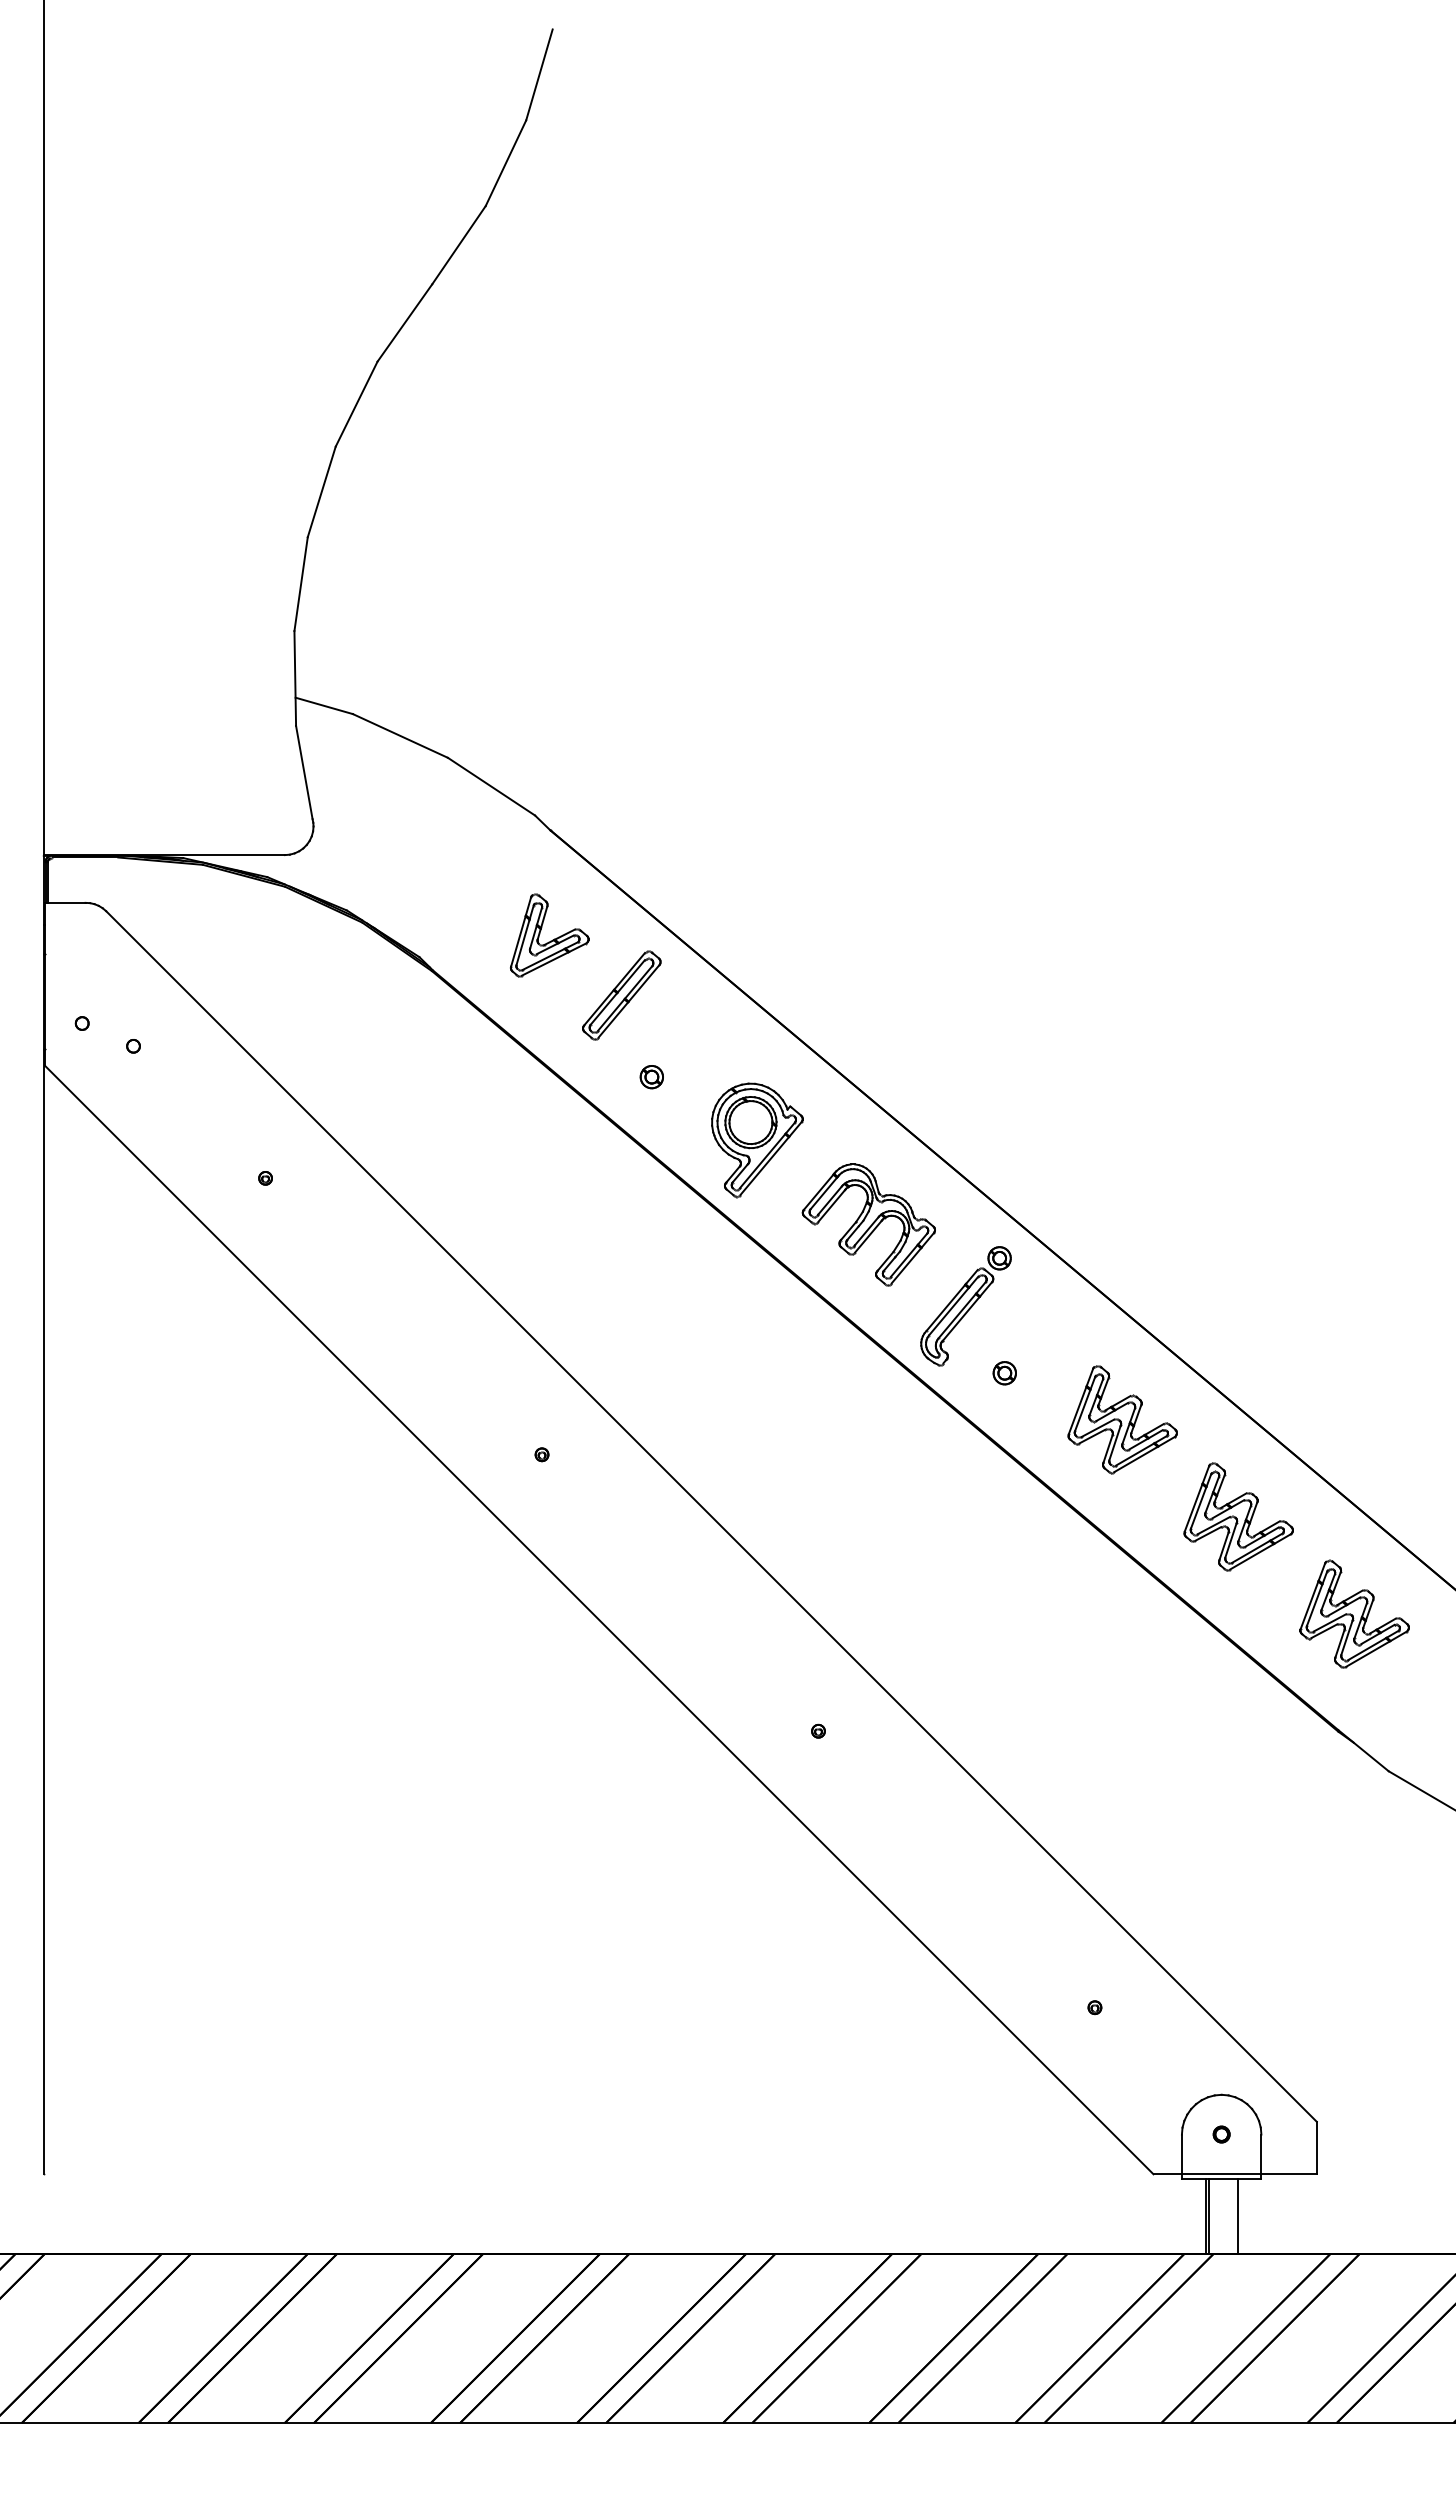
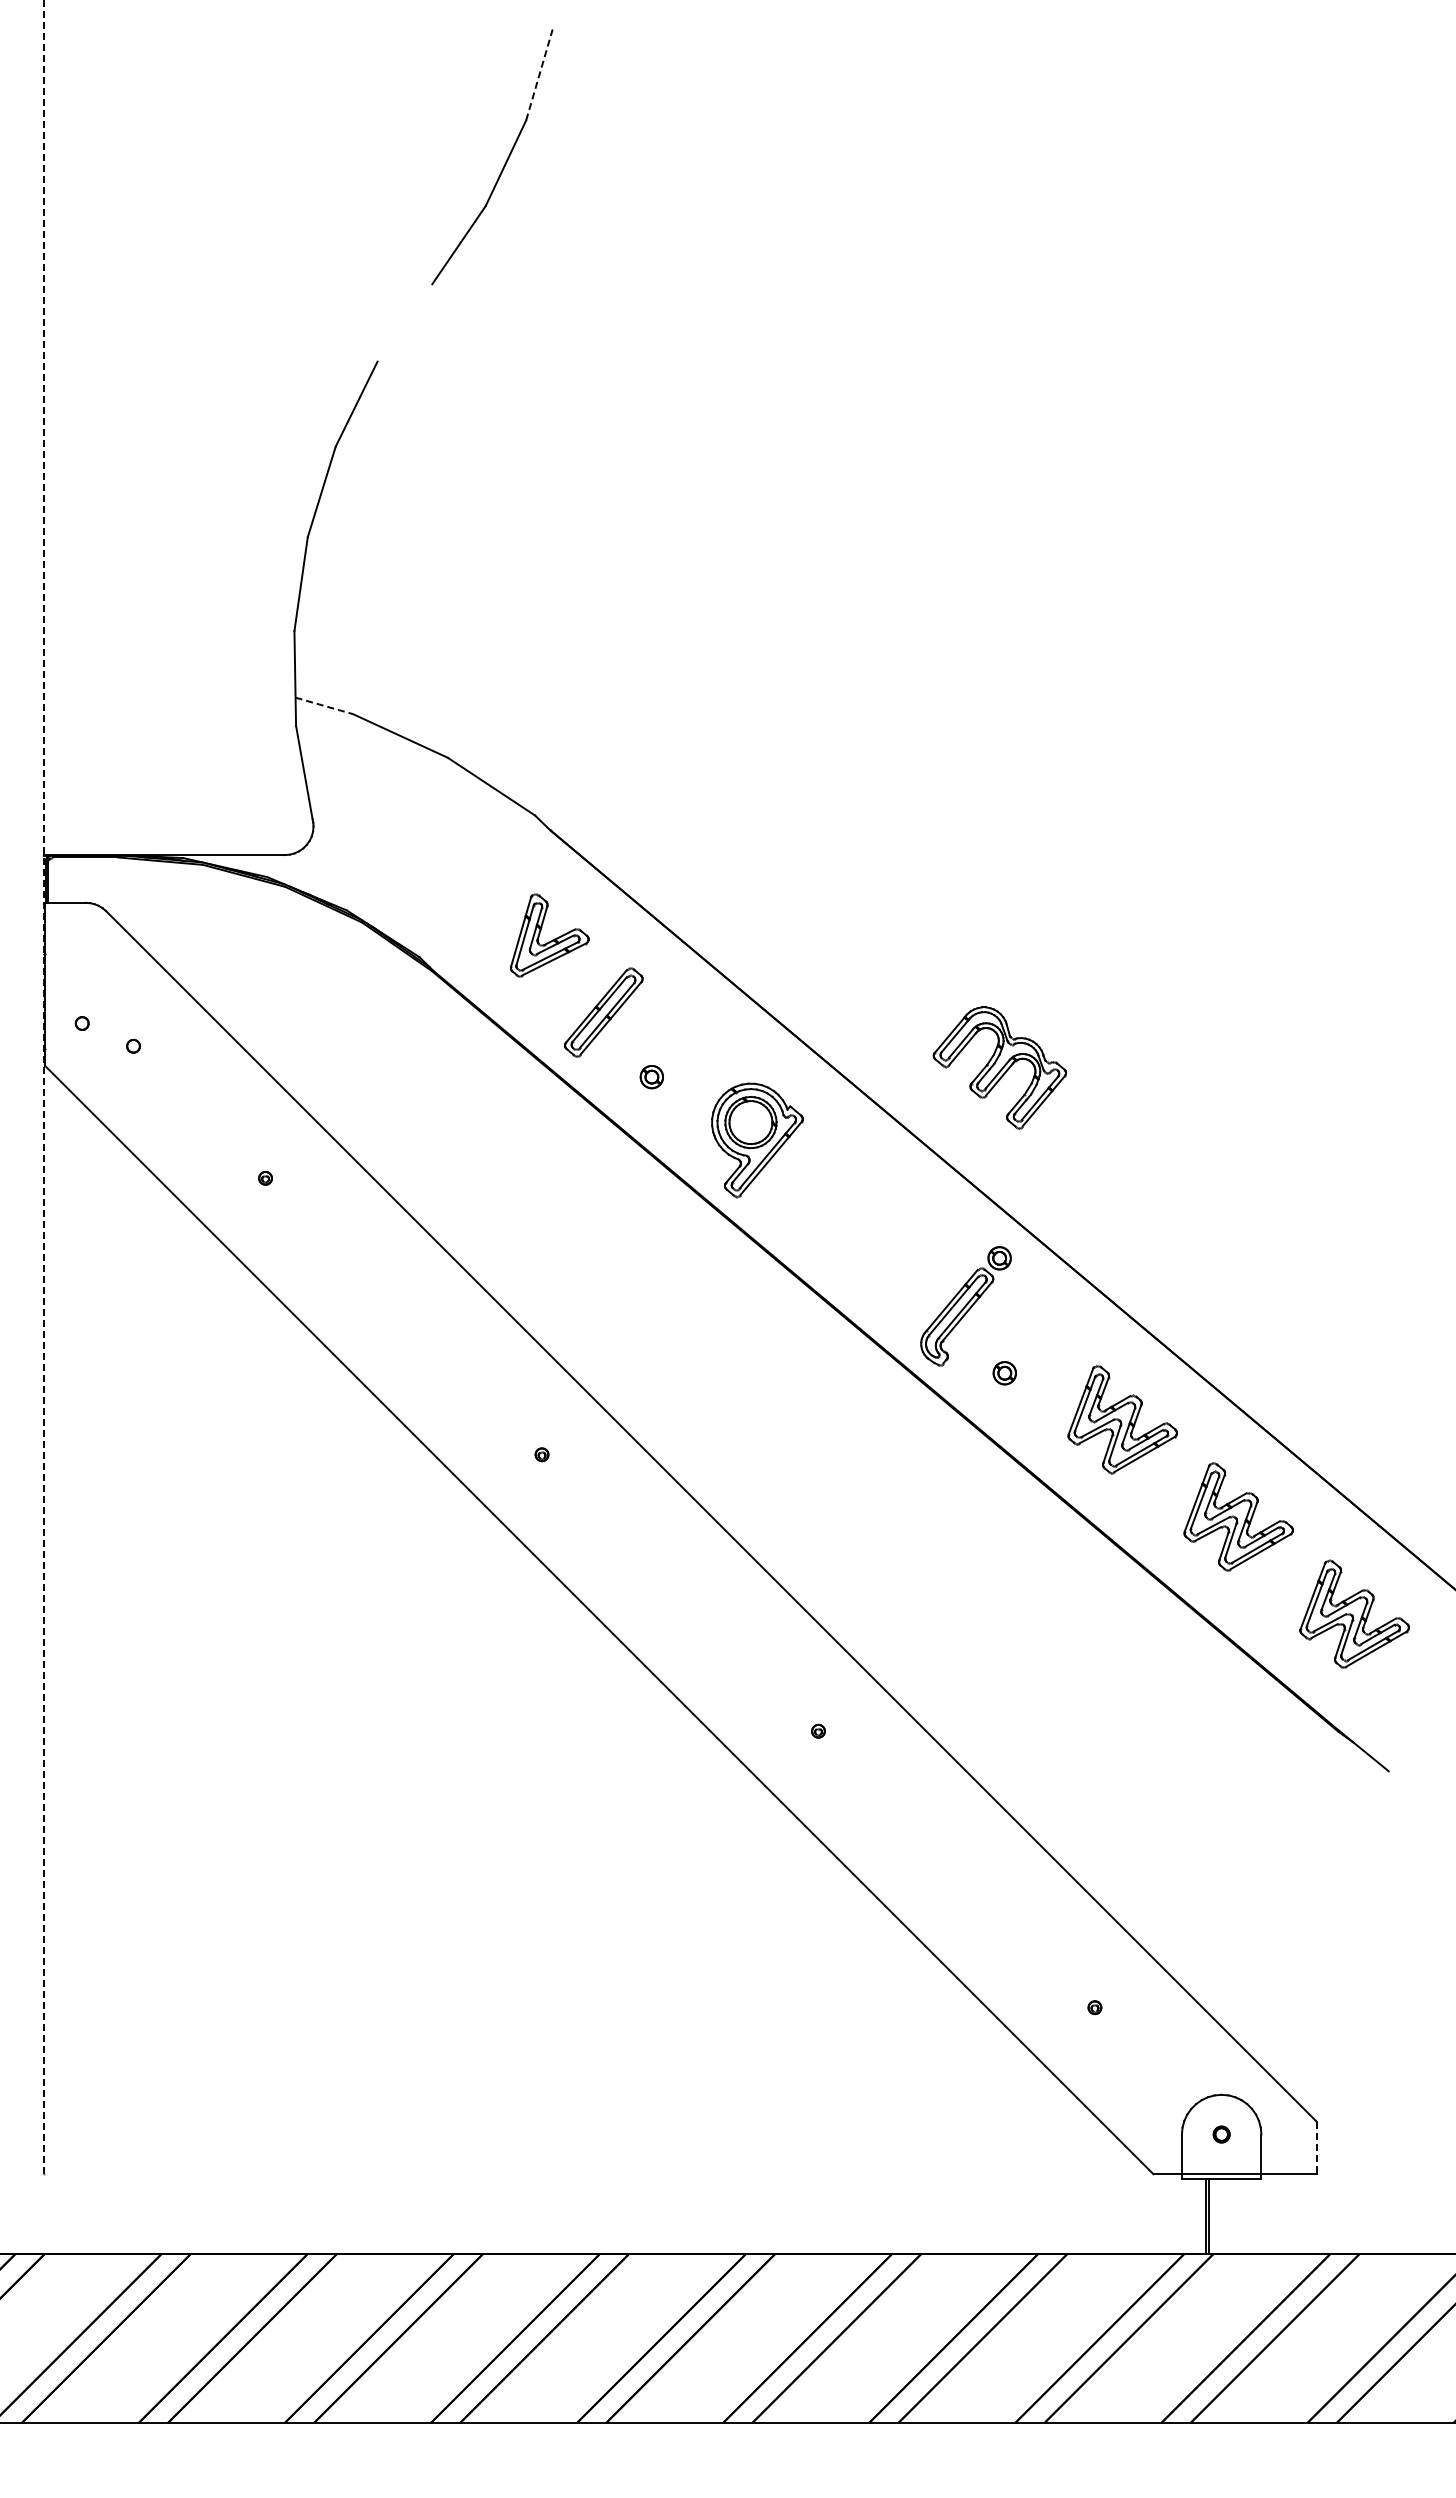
line: solid -> dashed (539, 74)
line: present -> none (404, 322)
line: solid -> dashed (324, 705)
part position: (621, 995) -> (603, 1012) (603, 1012)
line: solid -> dashed (43, 1087)
part position: (868, 1224) -> (999, 1067) (999, 1067)
line: present -> none (1420, 1789)
line: solid -> dashed (1316, 2148)
line: present -> none (1237, 2216)
